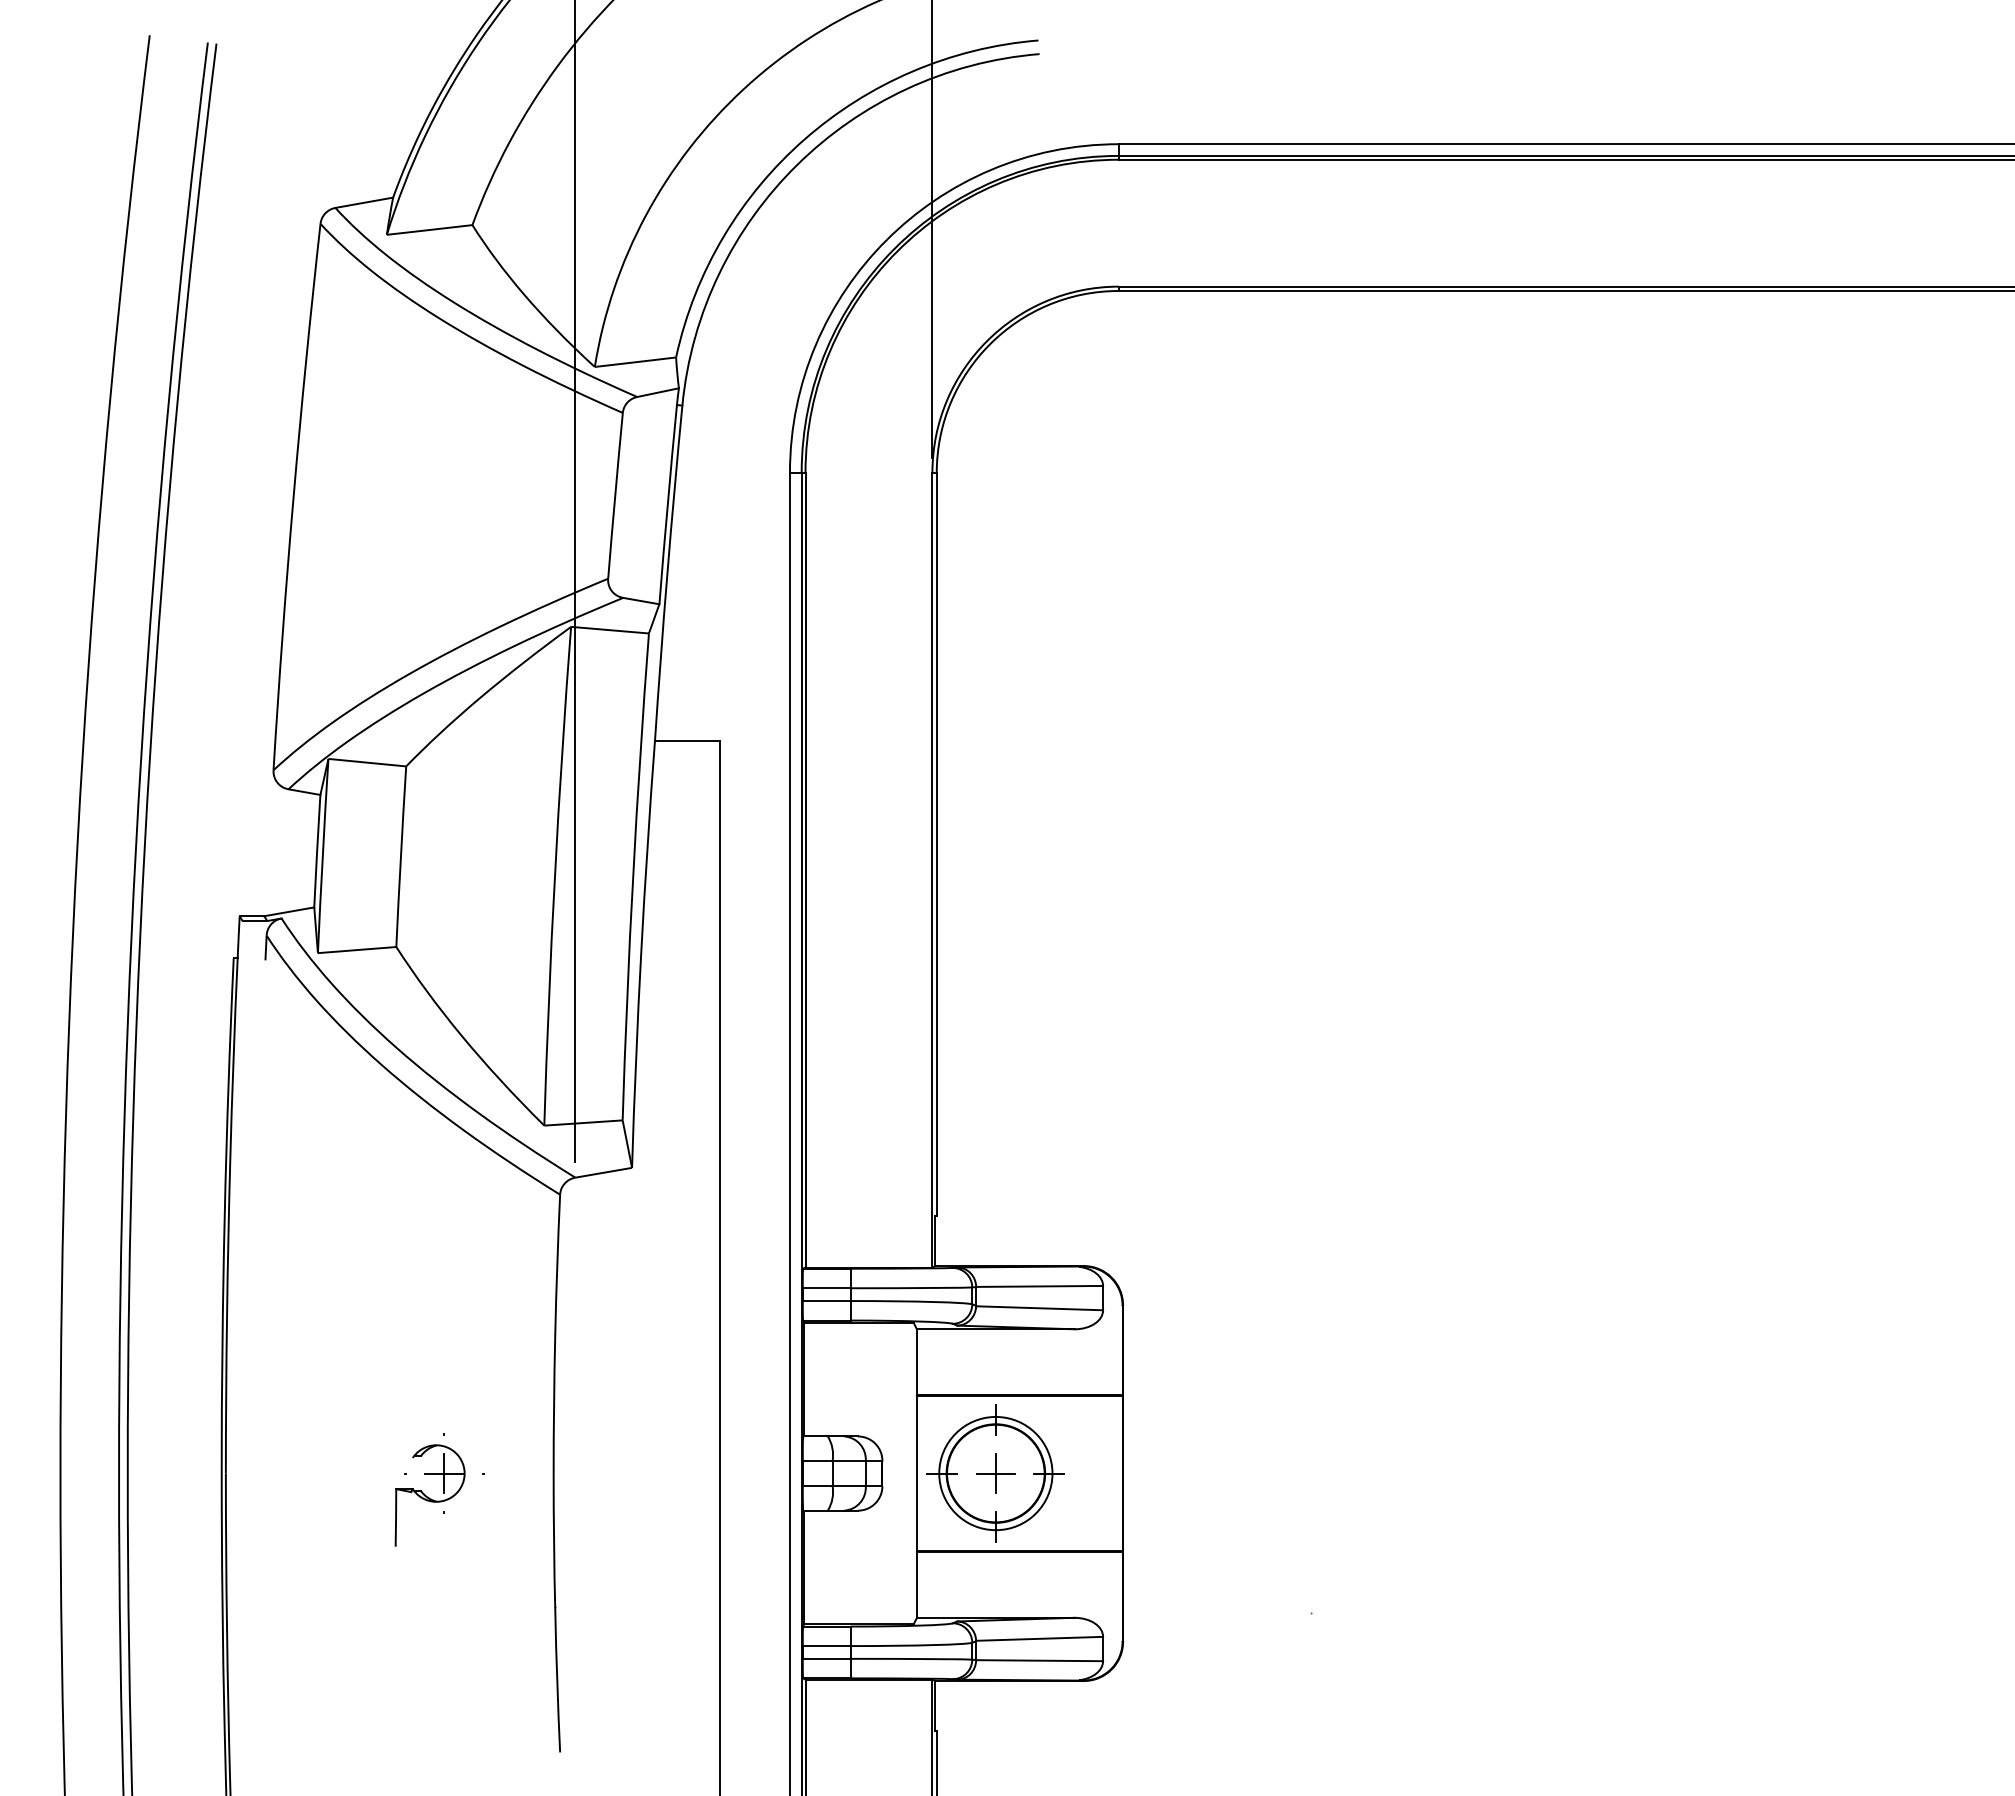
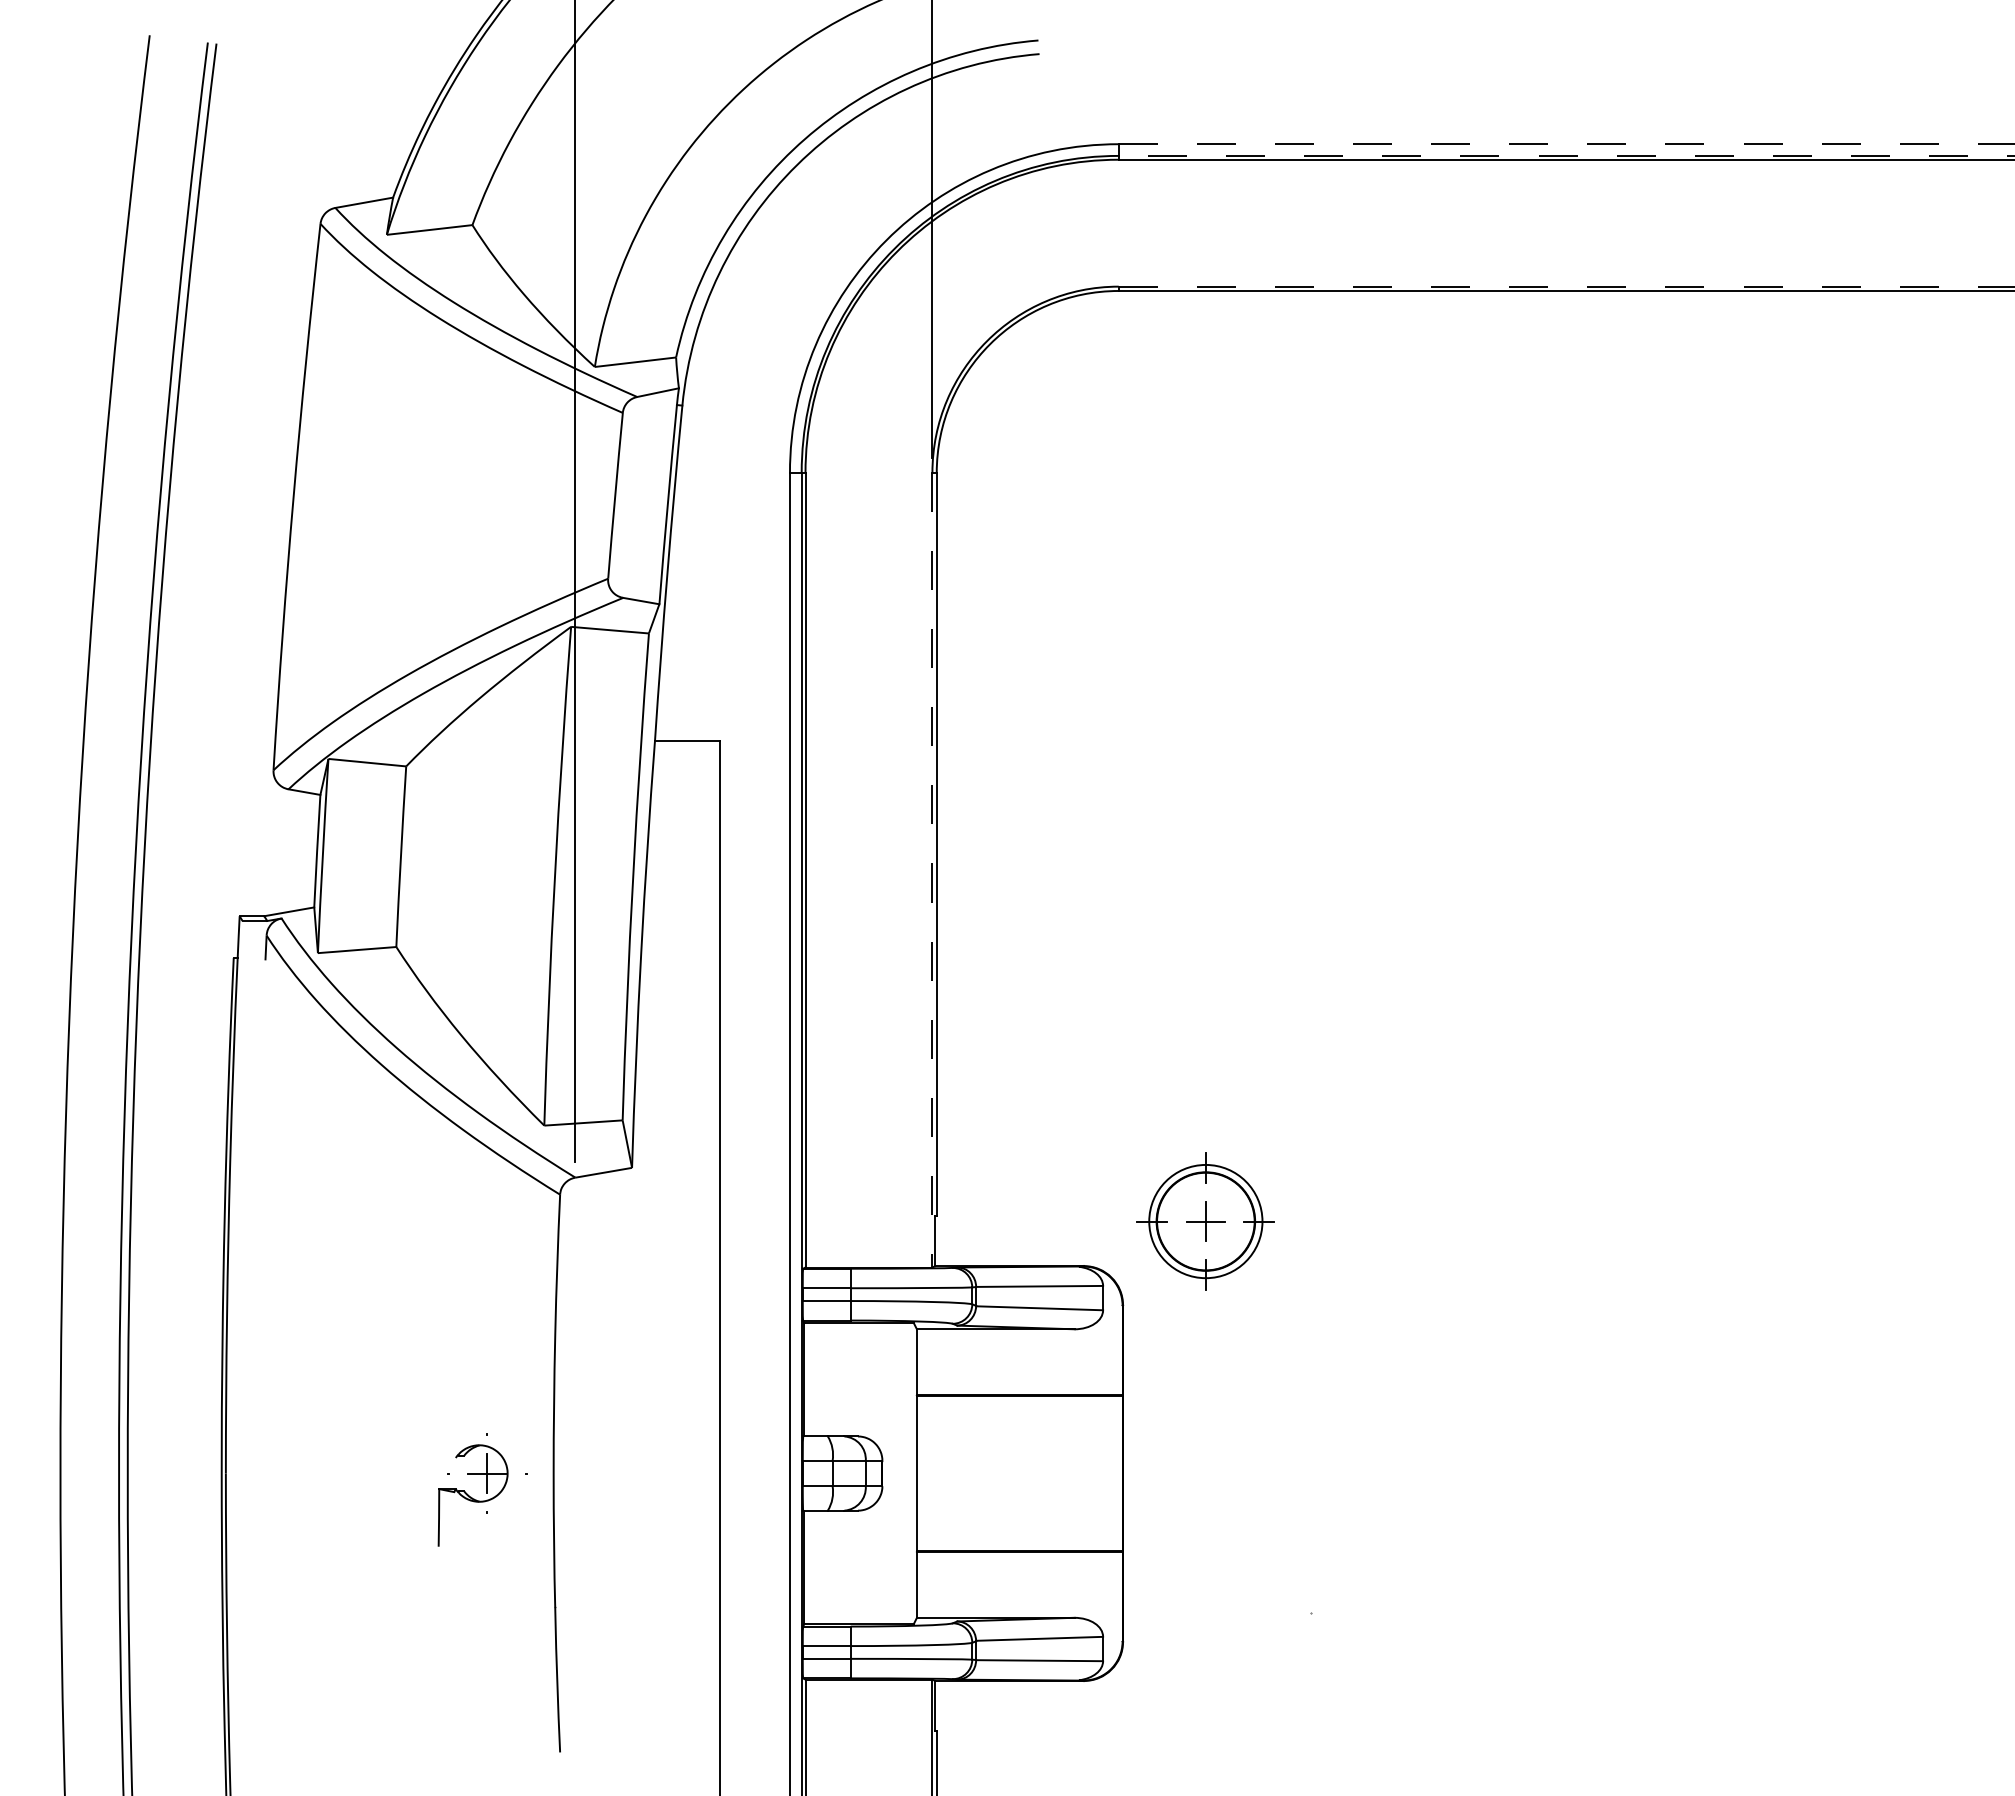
line: solid -> dashed (1566, 144)
line: solid -> dashed (1566, 155)
line: solid -> dashed (1566, 286)
line: solid -> dashed (932, 870)
part position: (995, 1473) -> (1205, 1221) (1205, 1221)
part position: (439, 1489) -> (482, 1489) (482, 1489)
